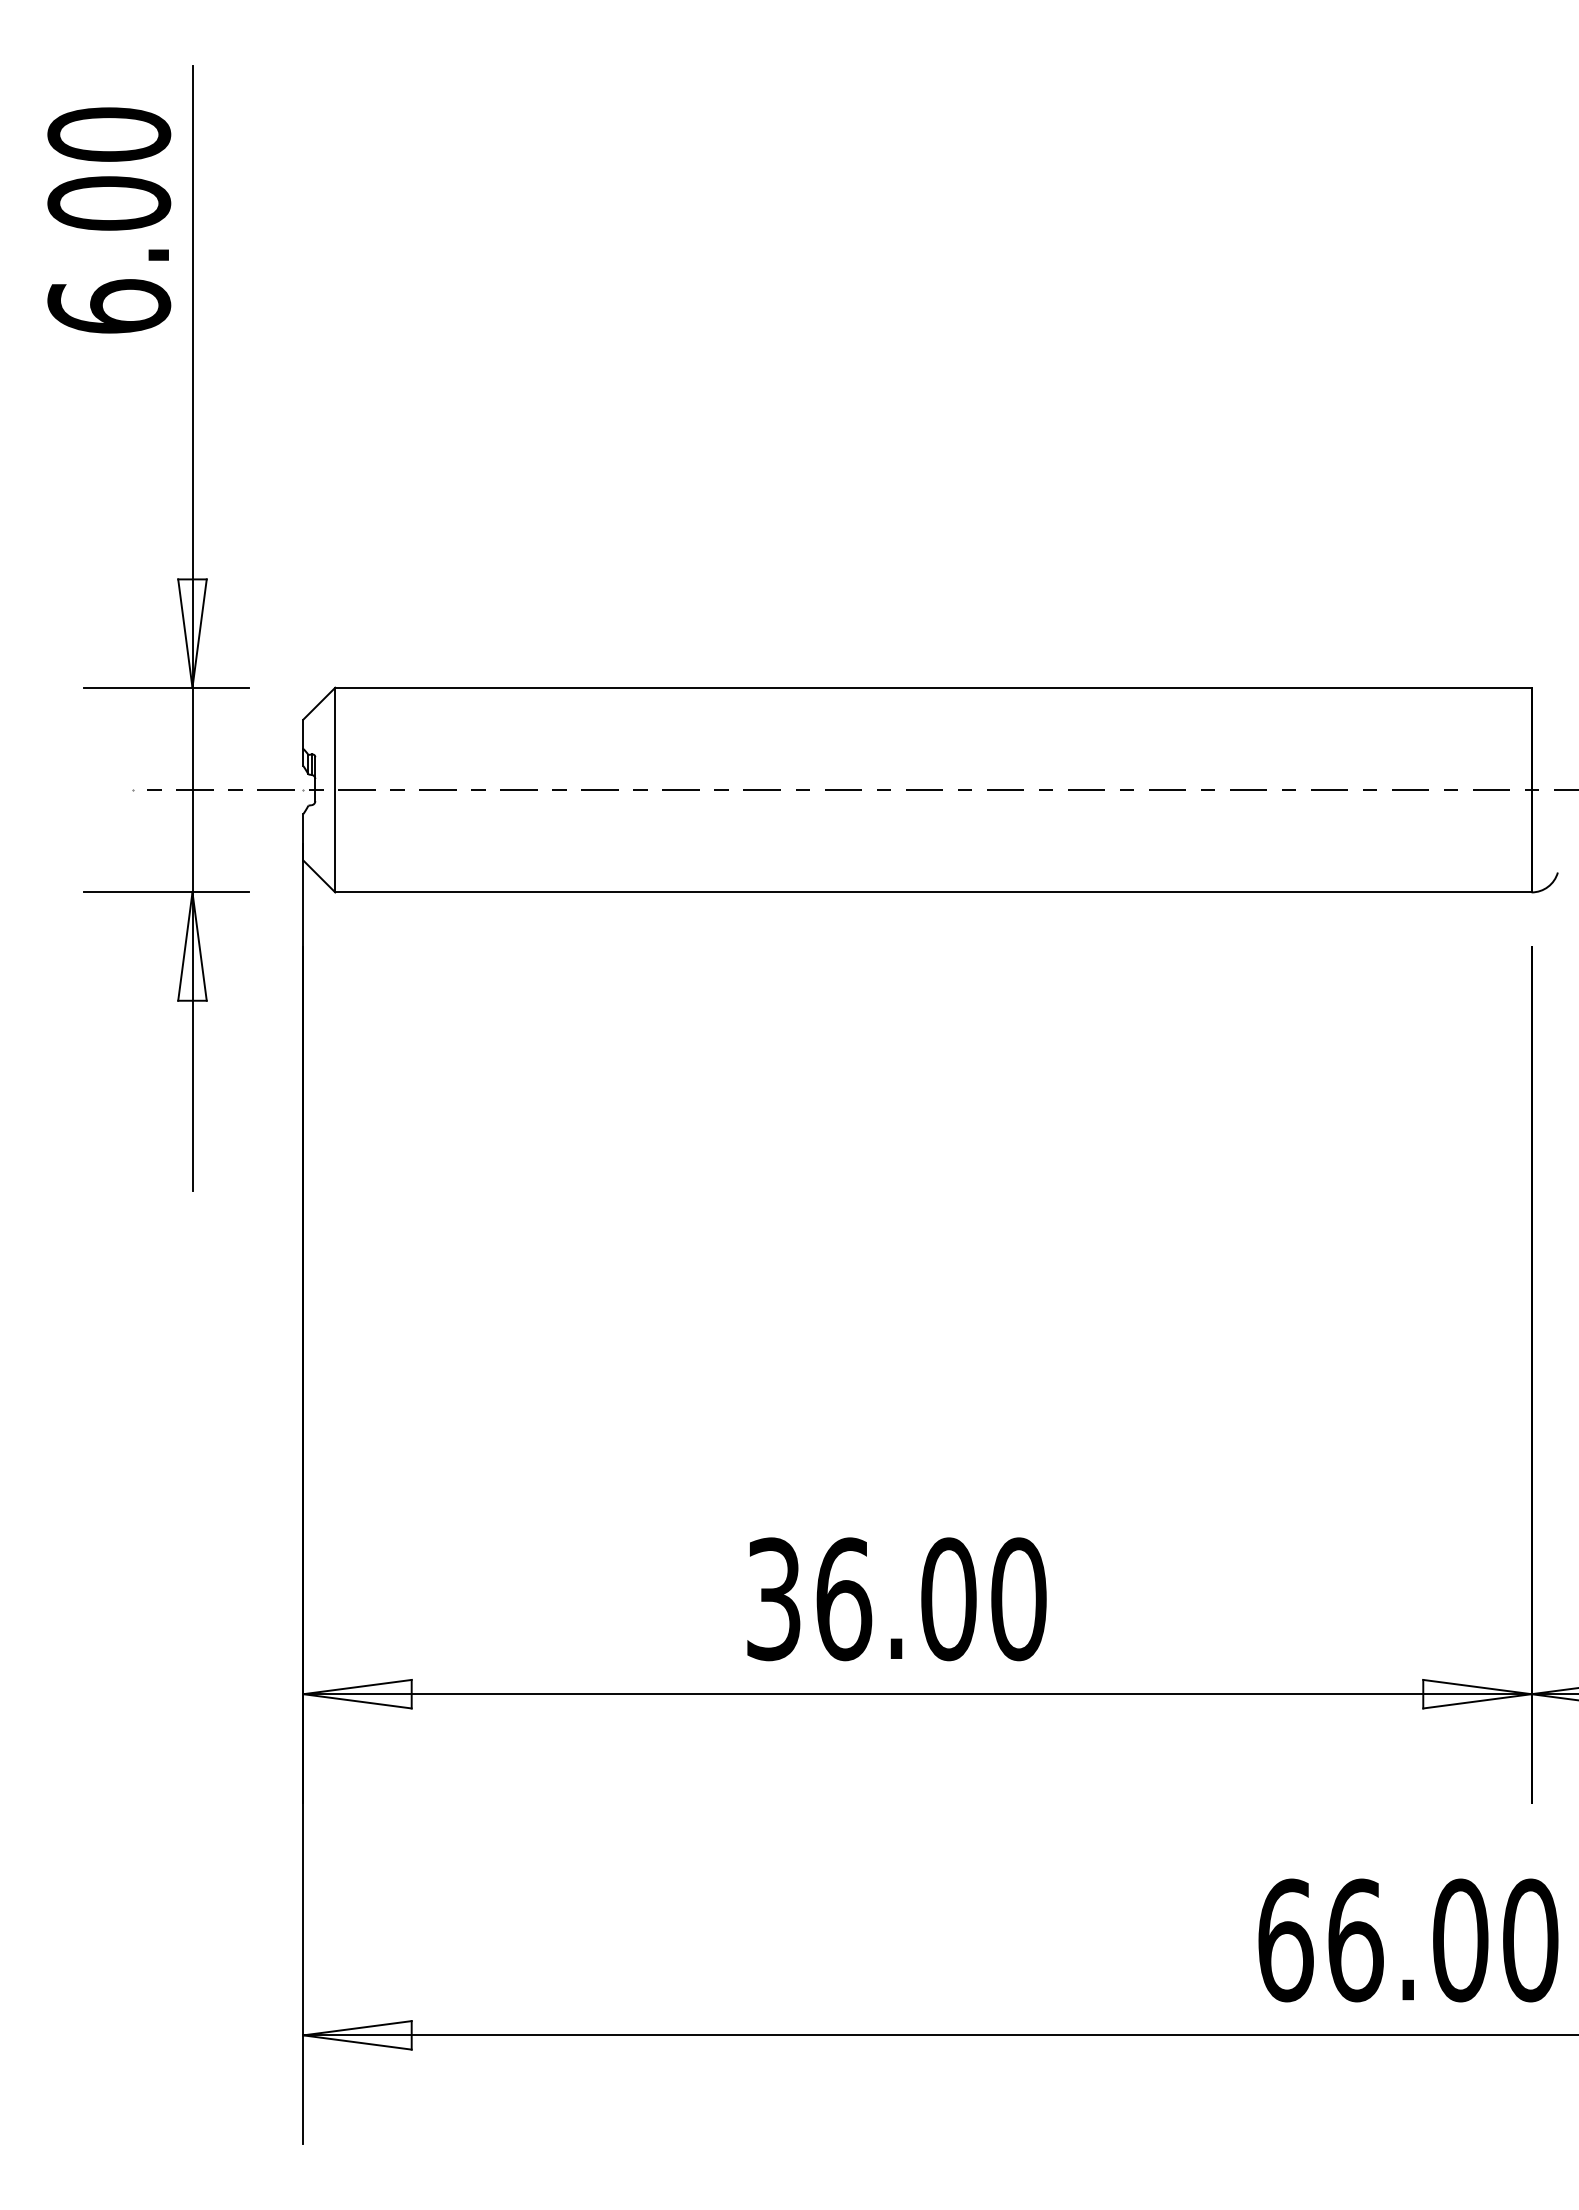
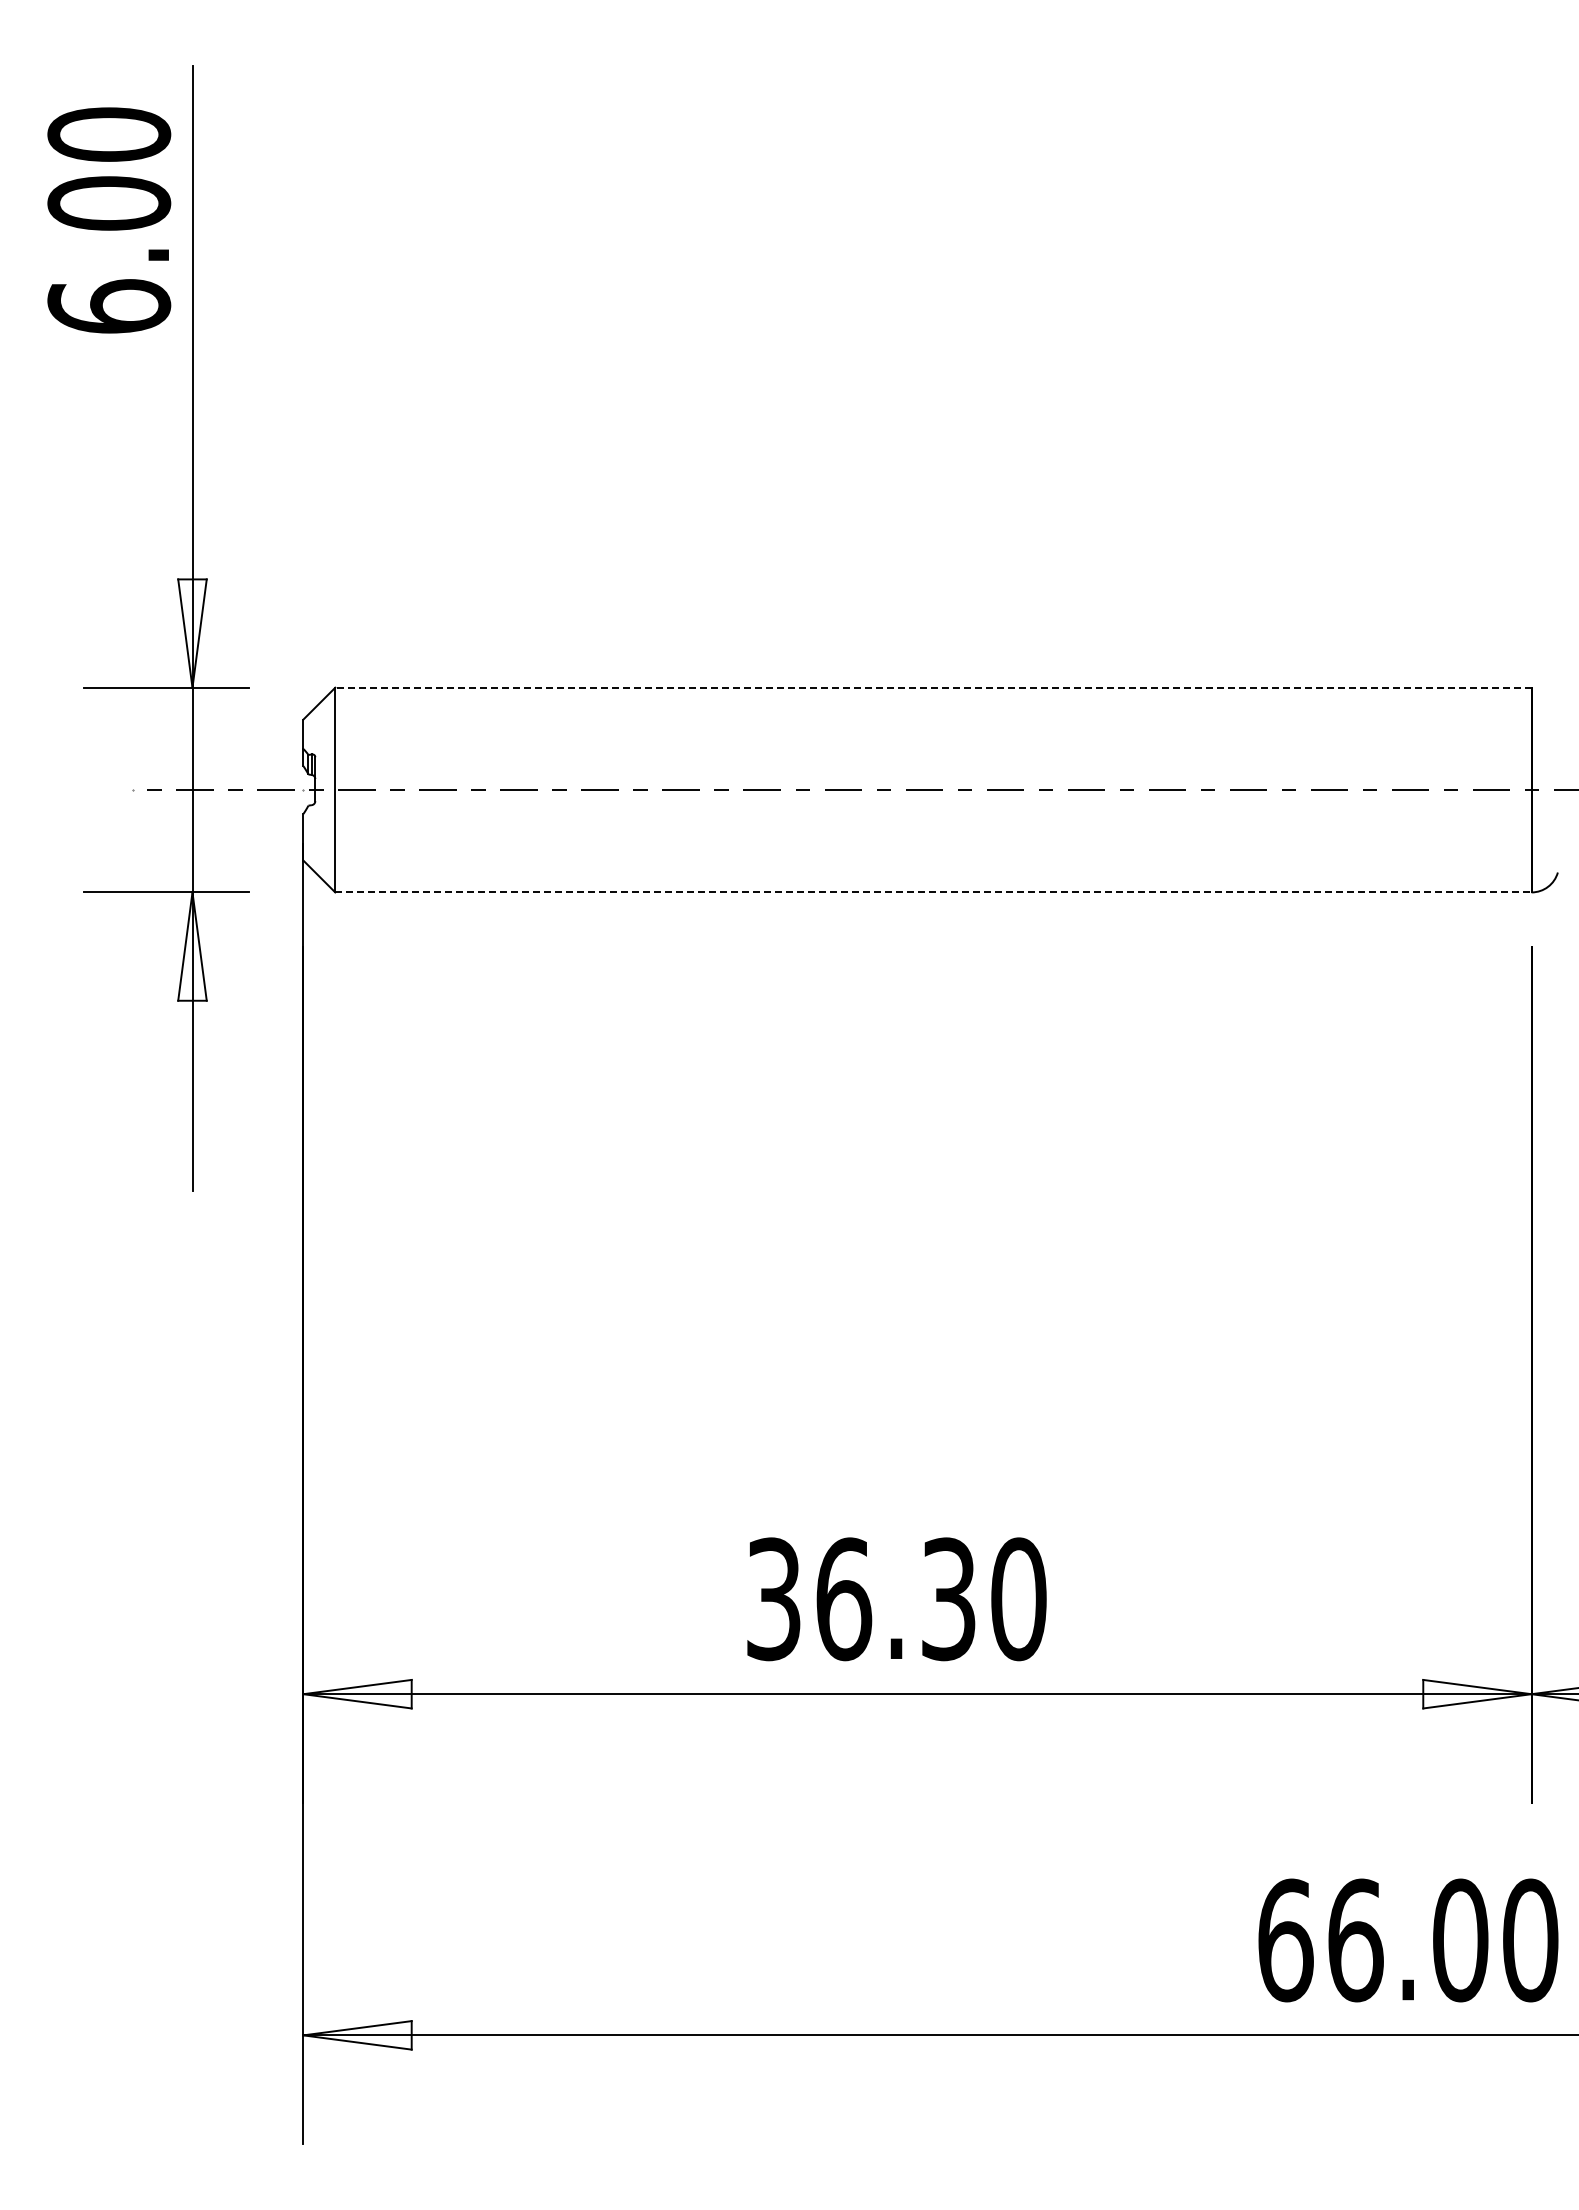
line: solid -> dashed (932, 687)
line: solid -> dashed (933, 892)
text: 36.00 -> 36.30 (948, 1599)
